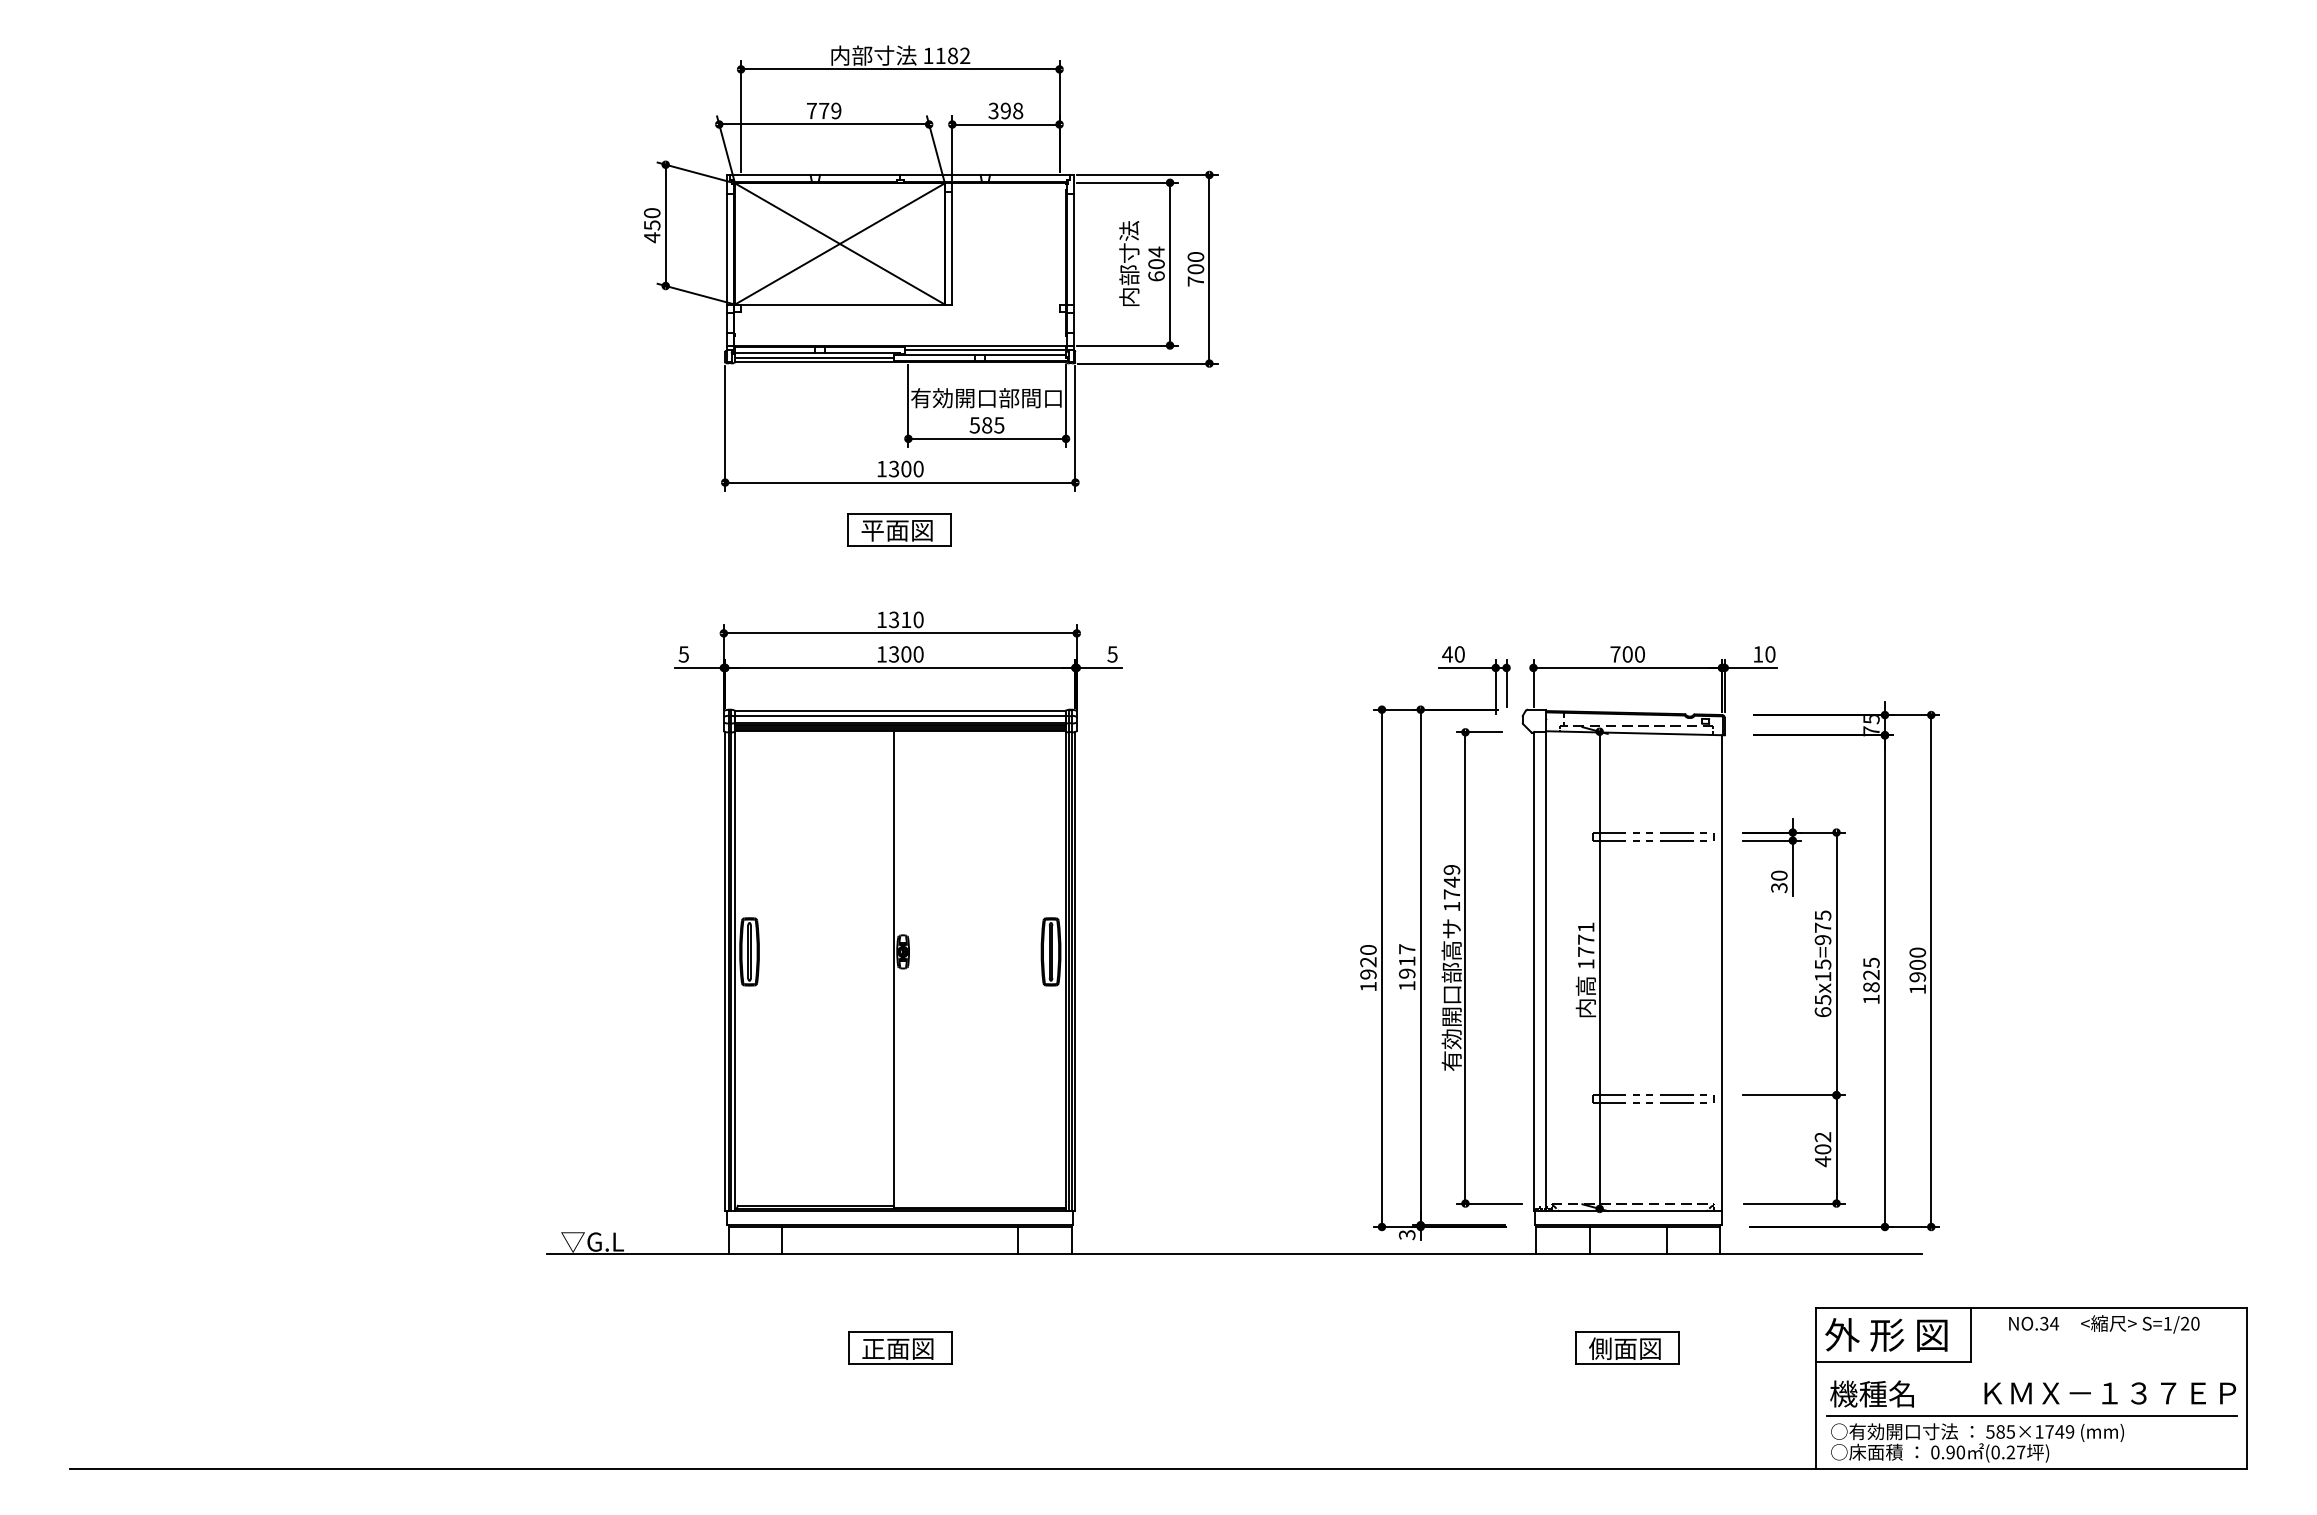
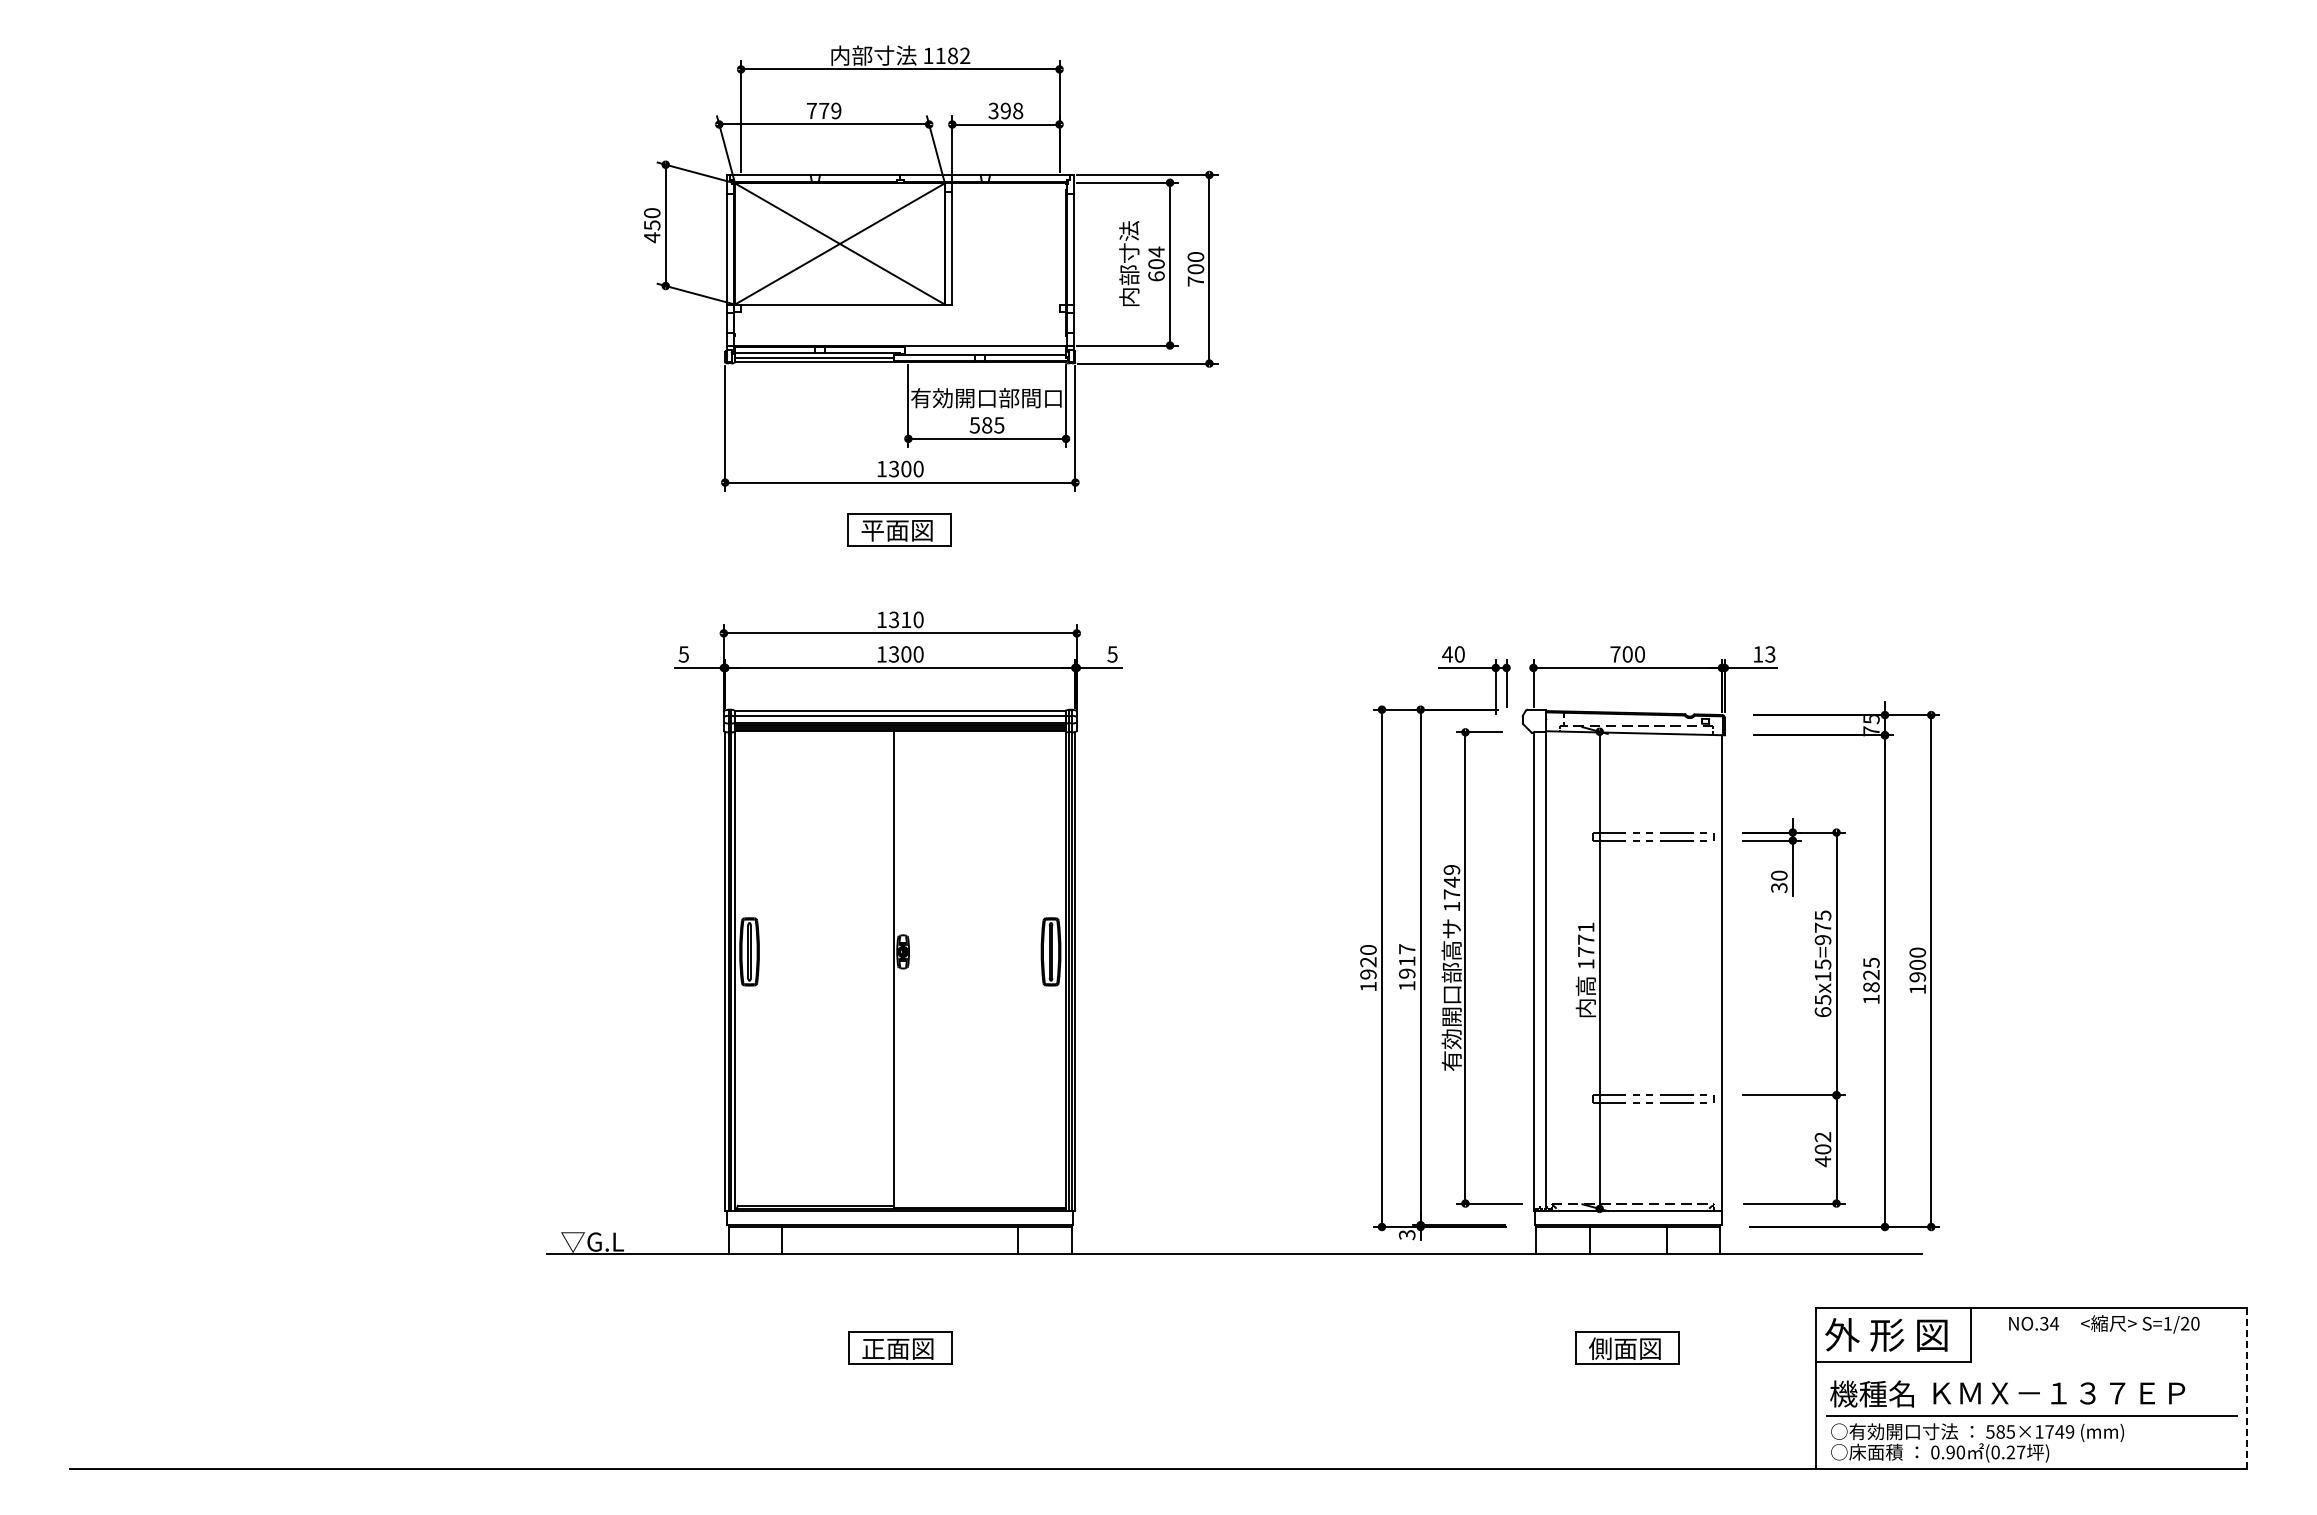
line: present -> none (984, 349)
text: 10 -> 13 (1770, 654)
line: solid -> dashed (2247, 1388)
text position: (2110, 1393) -> (2059, 1393) (2059, 1393)
